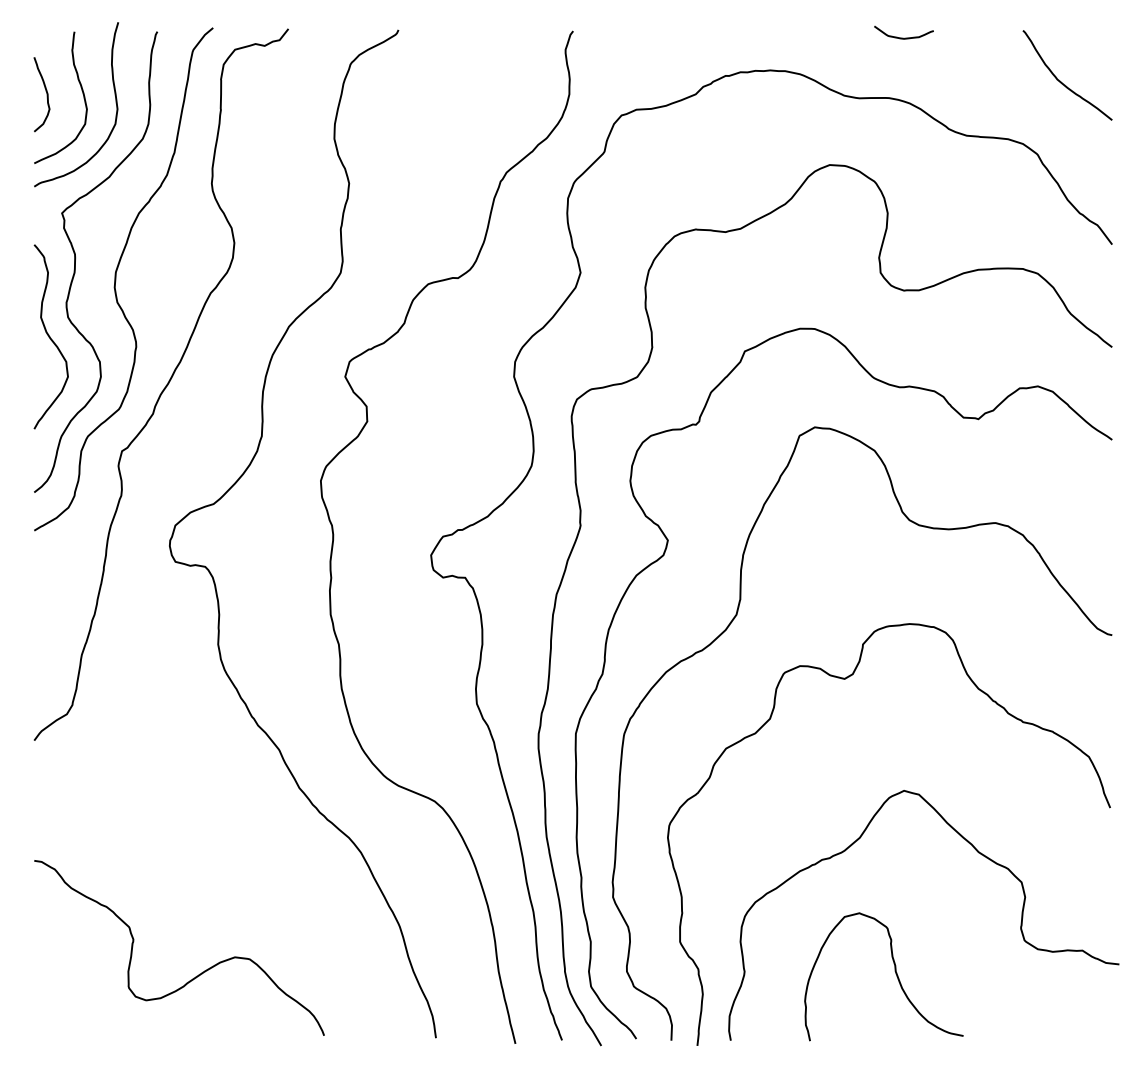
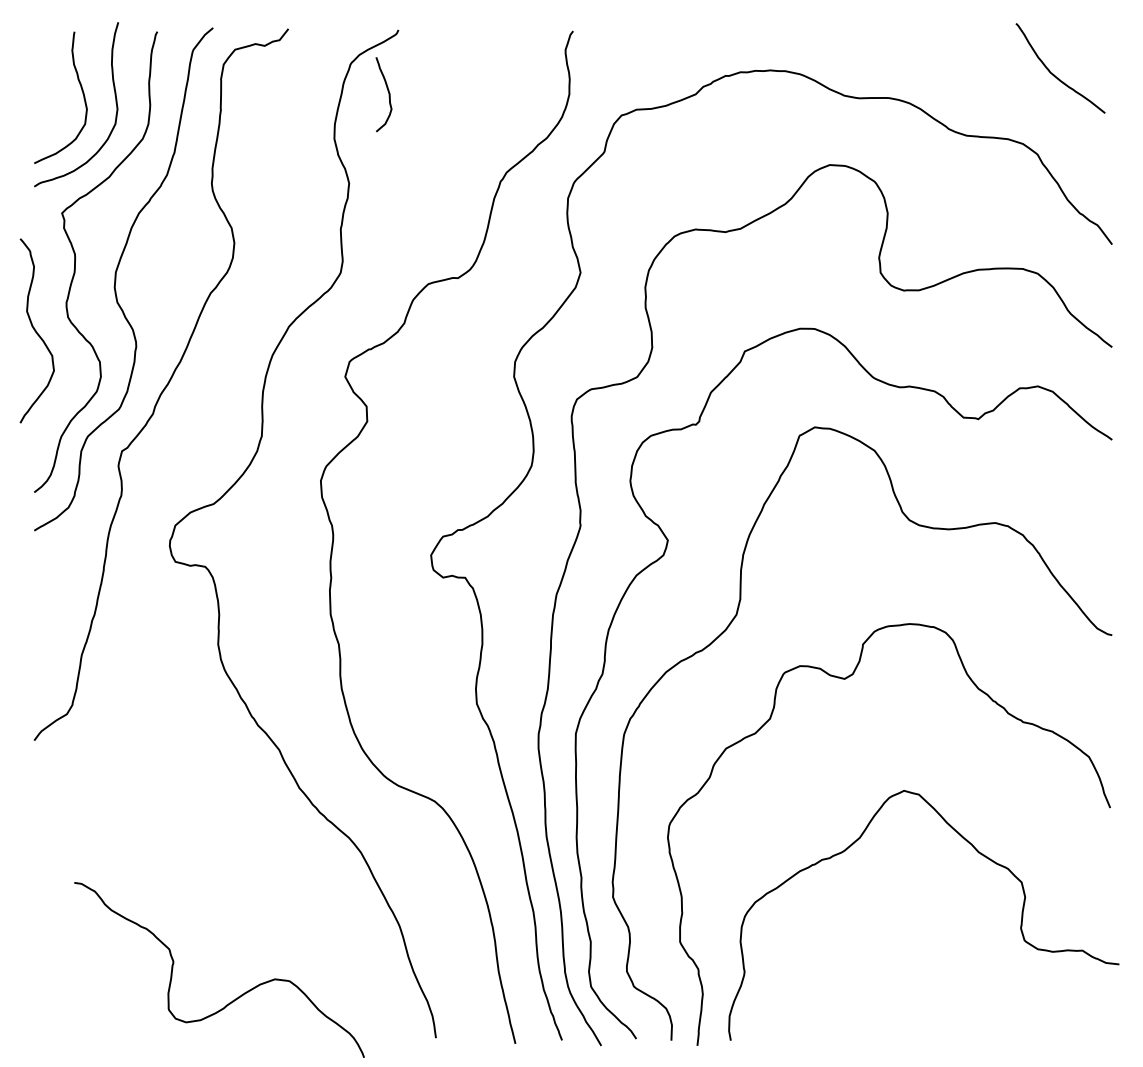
curve: present -> none (903, 37)
curve position: (1061, 81) -> (1054, 74) (1054, 74)
curve position: (45, 91) -> (387, 91) (387, 91)
curve position: (50, 336) -> (36, 330) (36, 330)
curve: present -> none (894, 971)
curve position: (198, 974) -> (238, 996) (238, 996)
